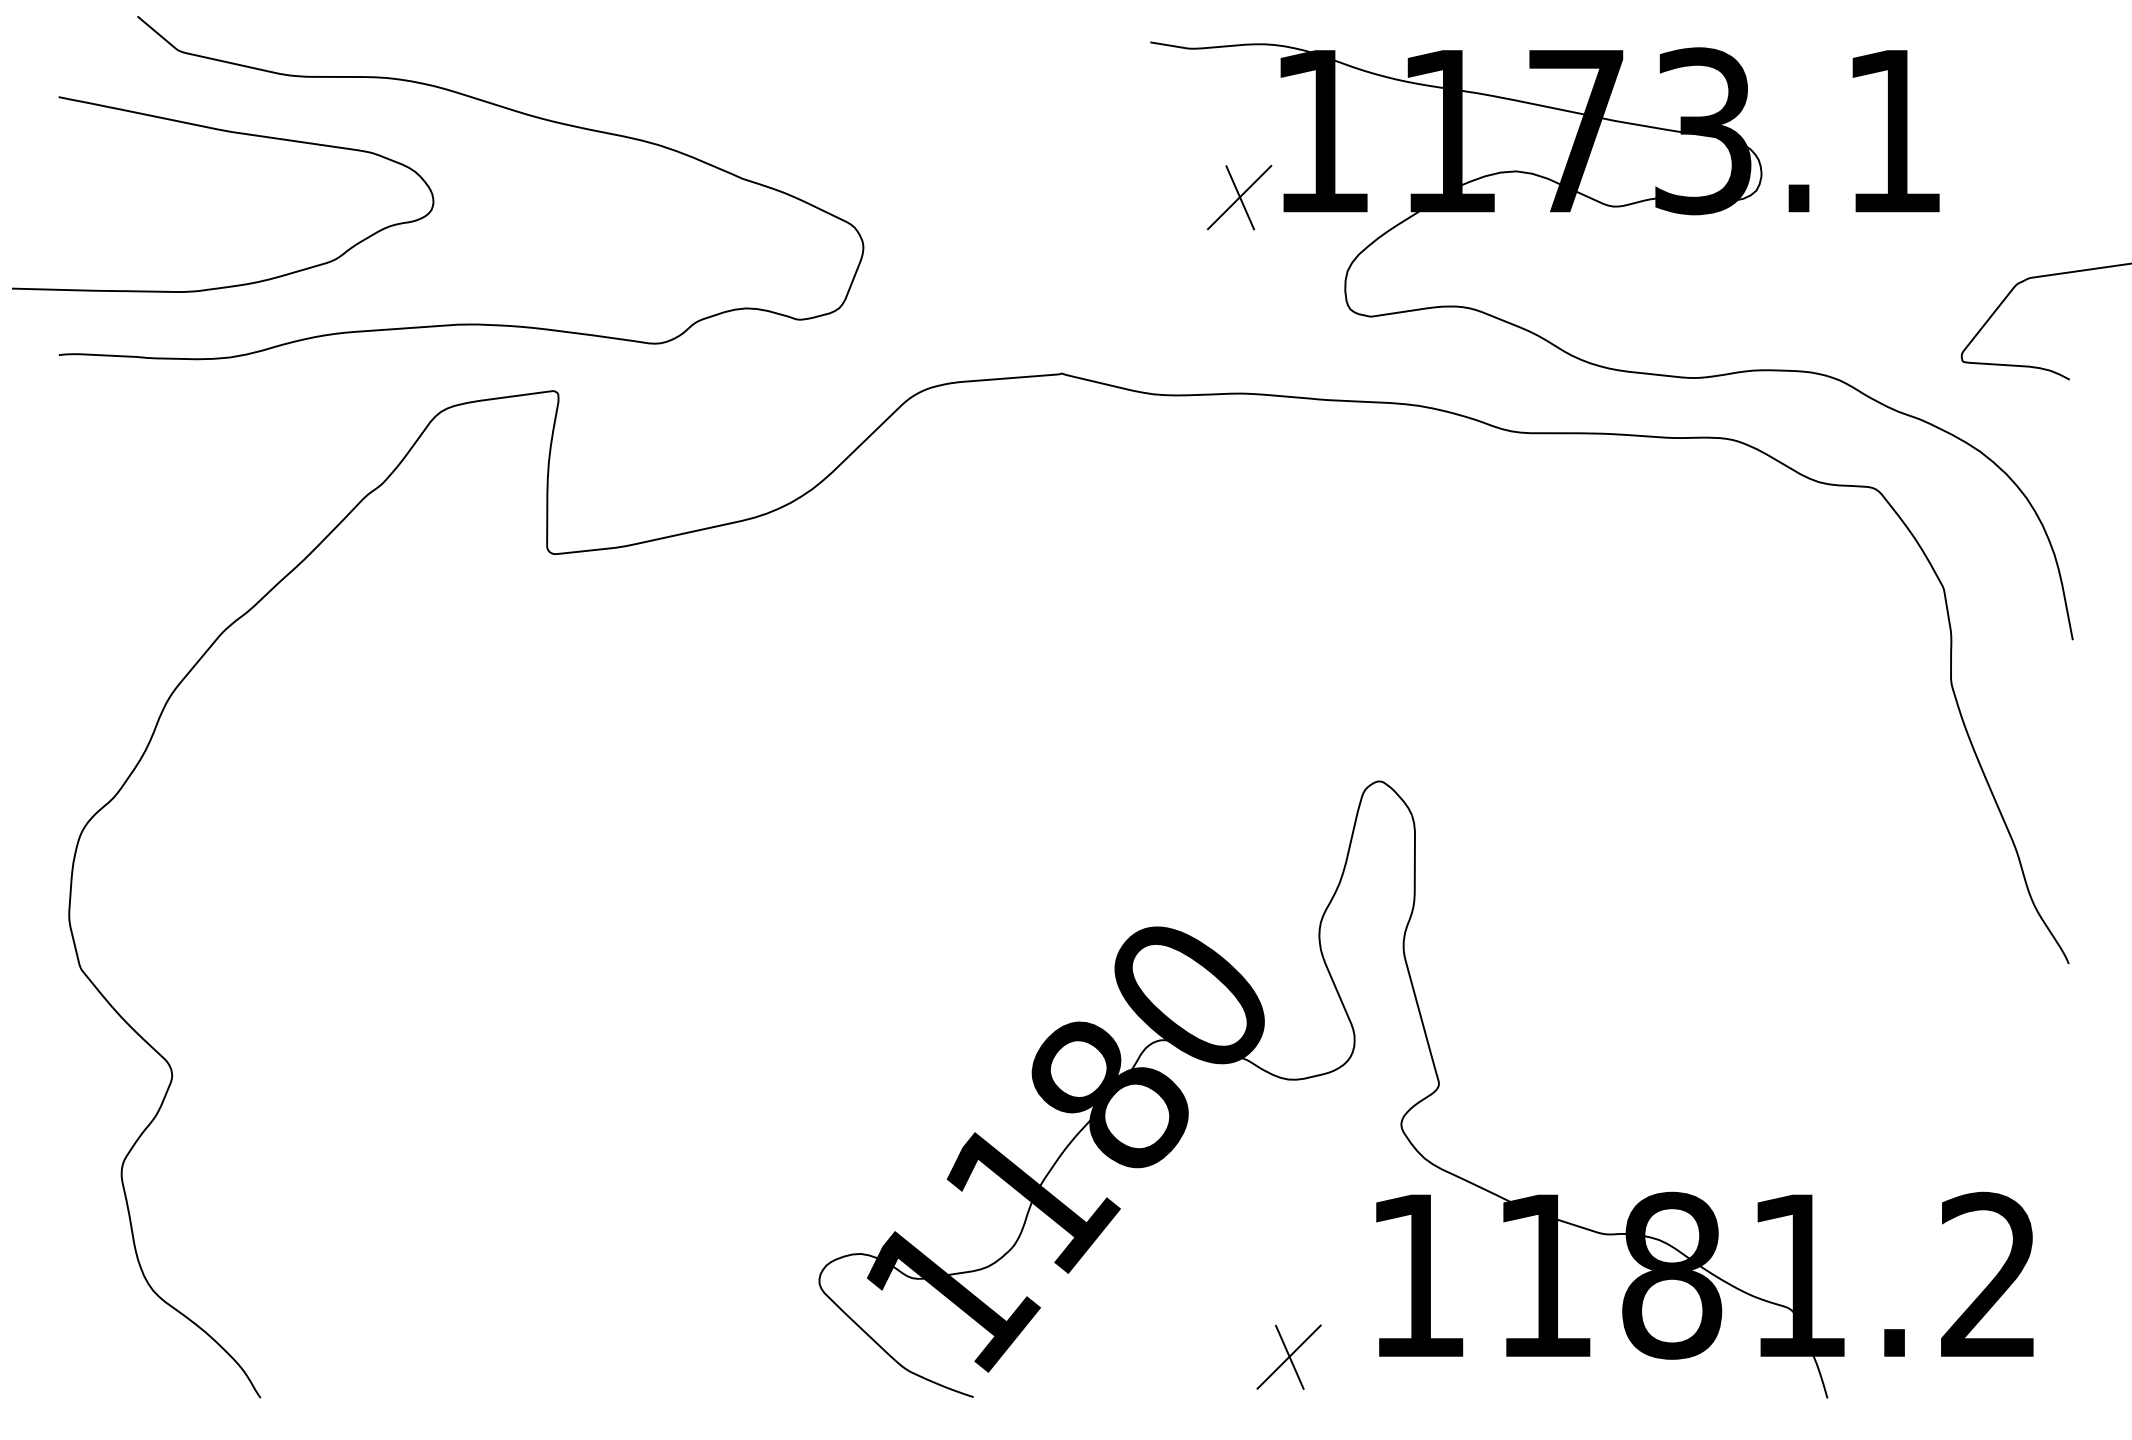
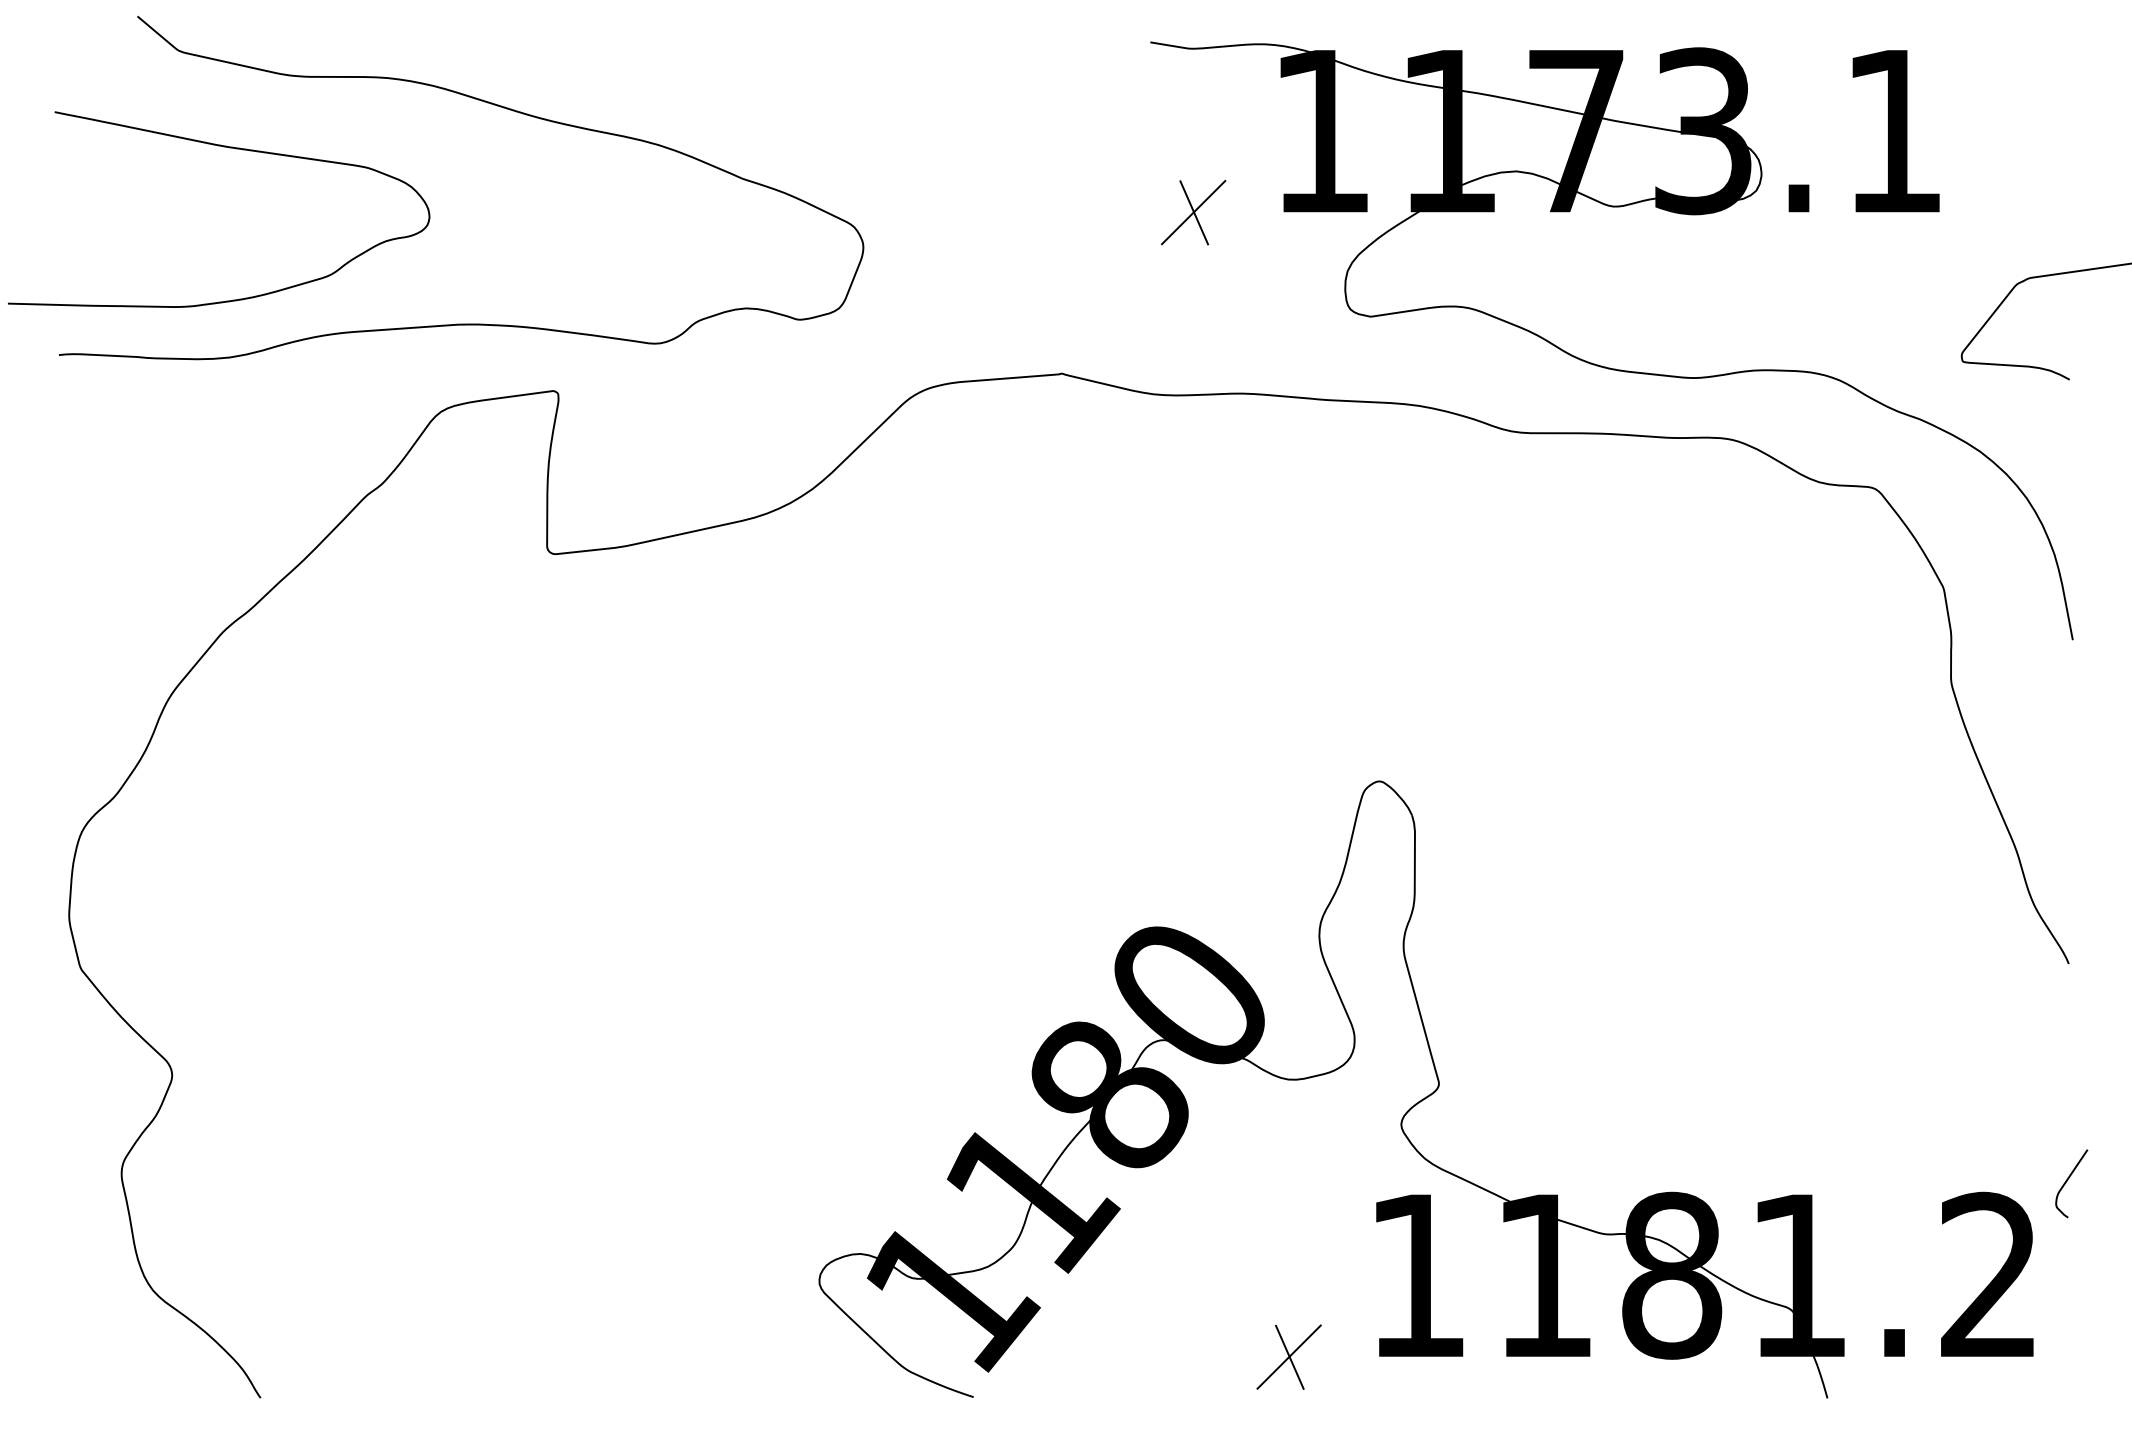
curve position: (233, 133) -> (229, 148) (229, 148)
part position: (1239, 197) -> (1193, 212) (1193, 212)
curve: none -> present (2068, 1180)
